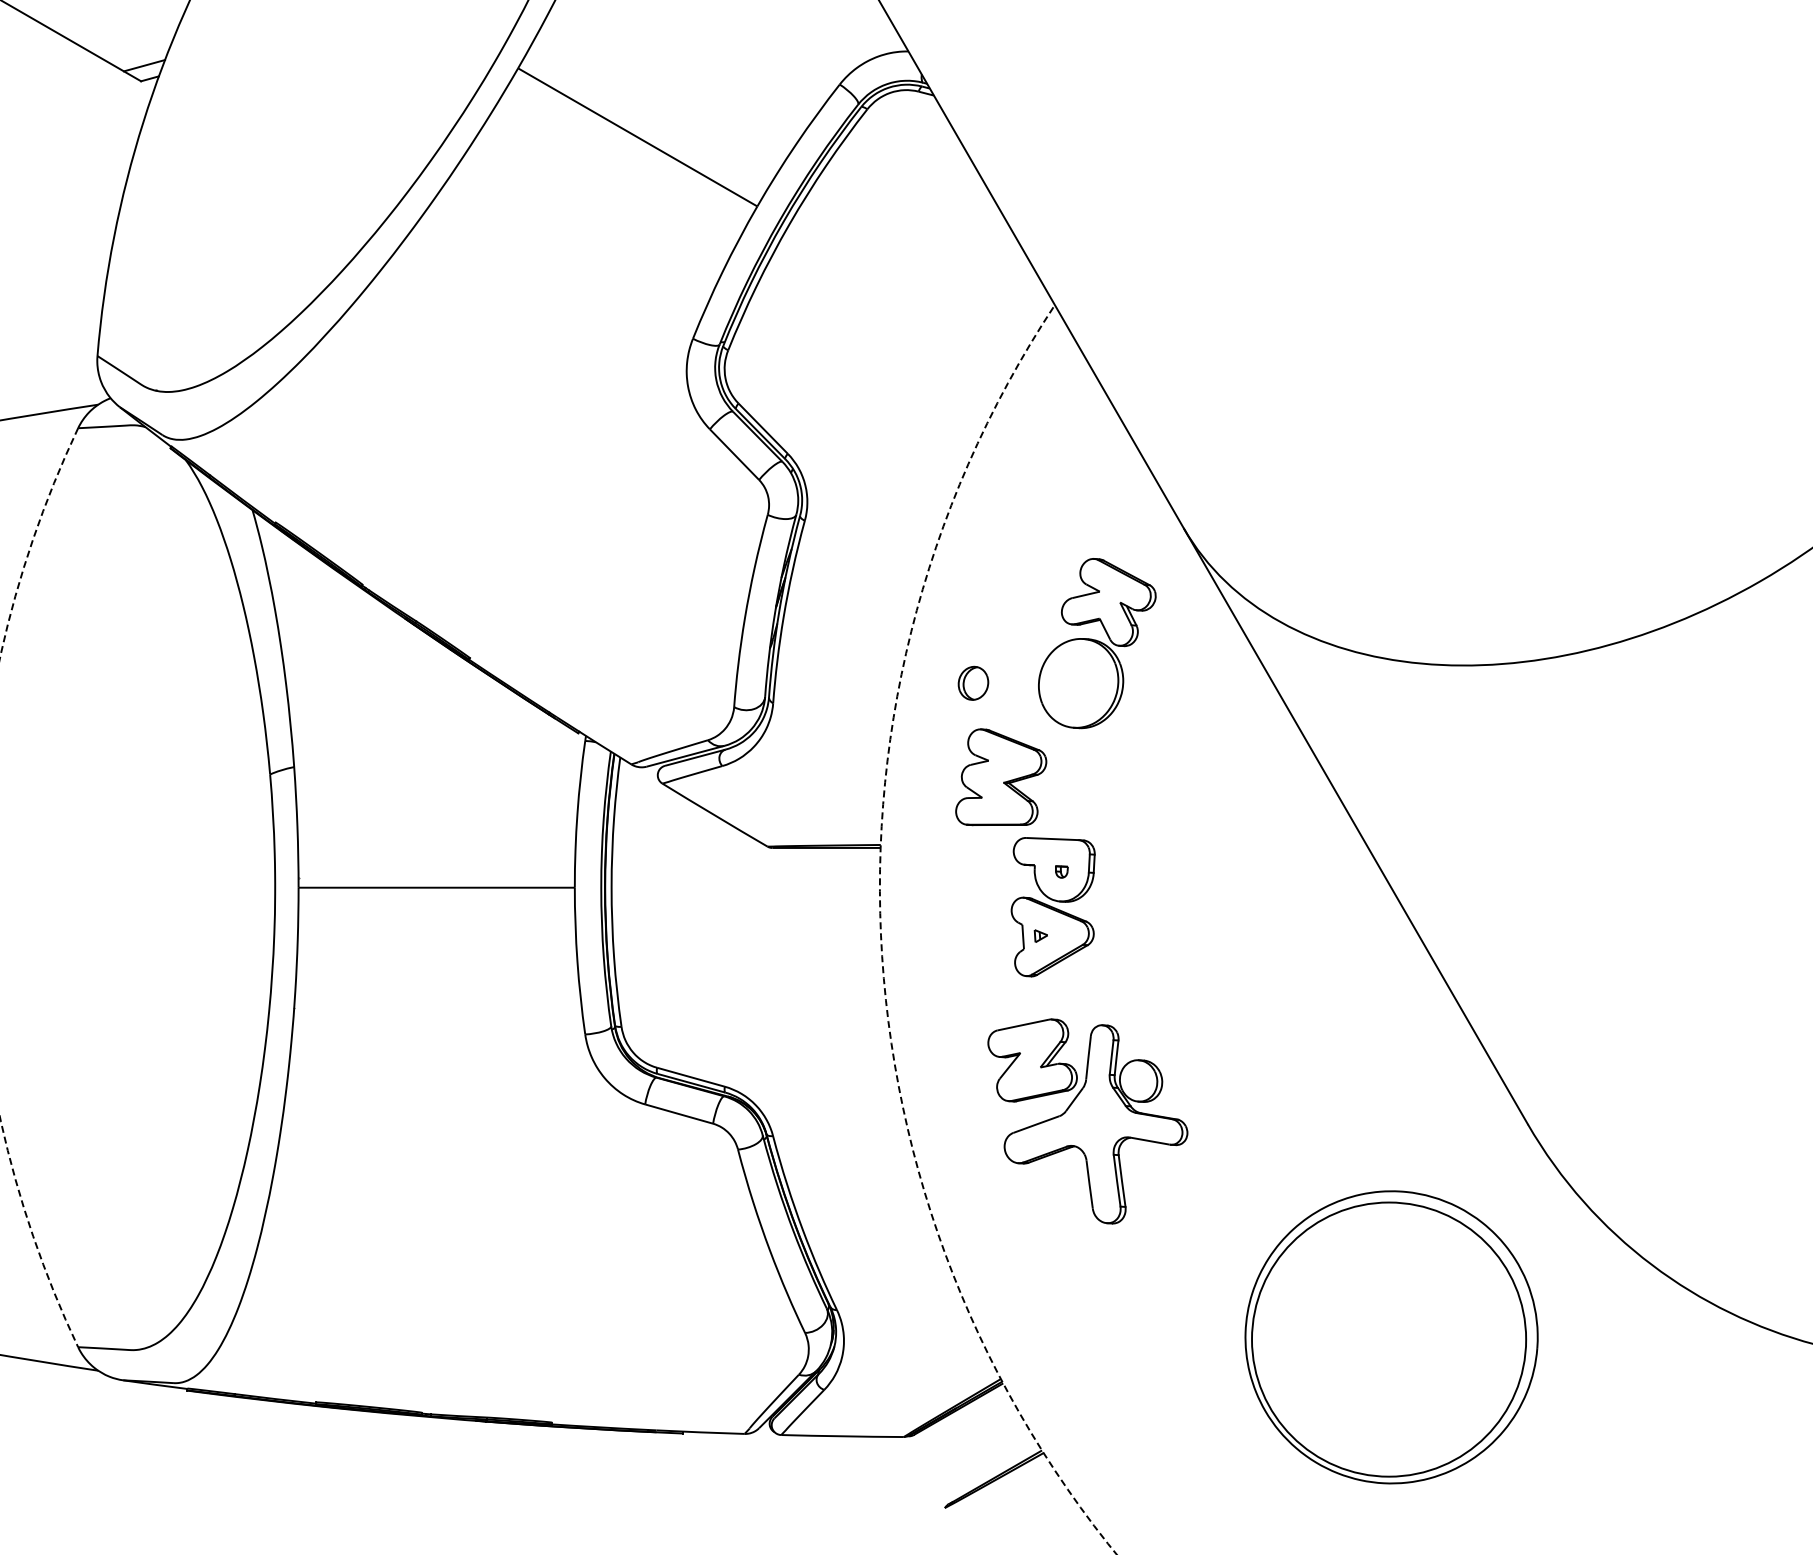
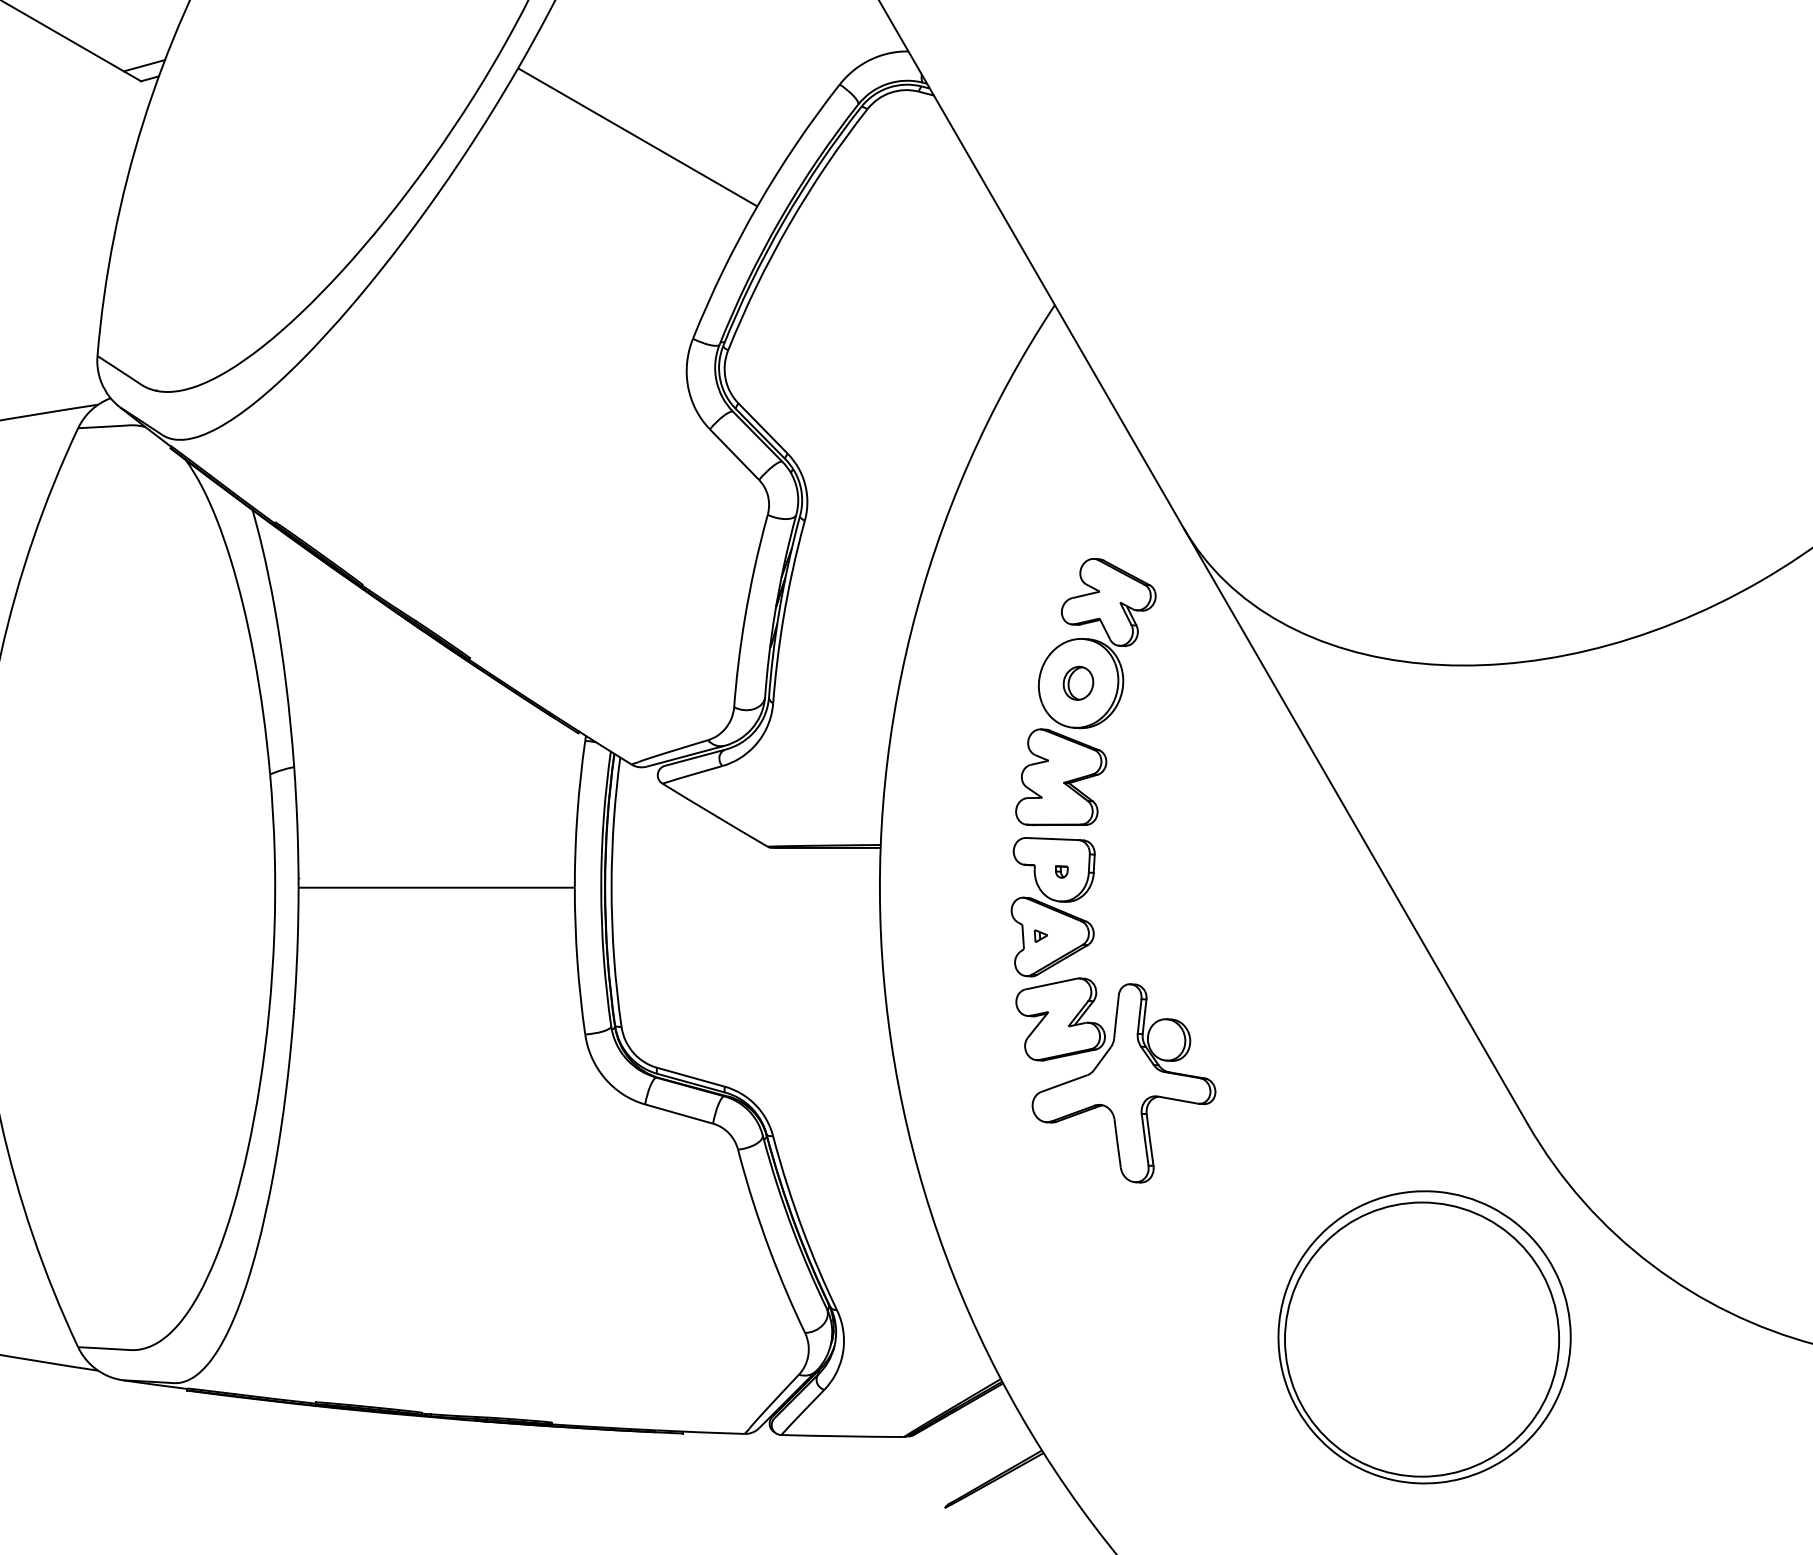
part position: (973, 682) -> (1078, 682) (1078, 682)
part position: (1001, 777) -> (1061, 777) (1061, 777)
arc: dashed -> solid (881, 940)
arc: dashed -> solid (0, 1117)
part position: (1087, 1121) -> (1115, 1080) (1115, 1080)
part position: (1391, 1337) -> (1424, 1337) (1424, 1337)
